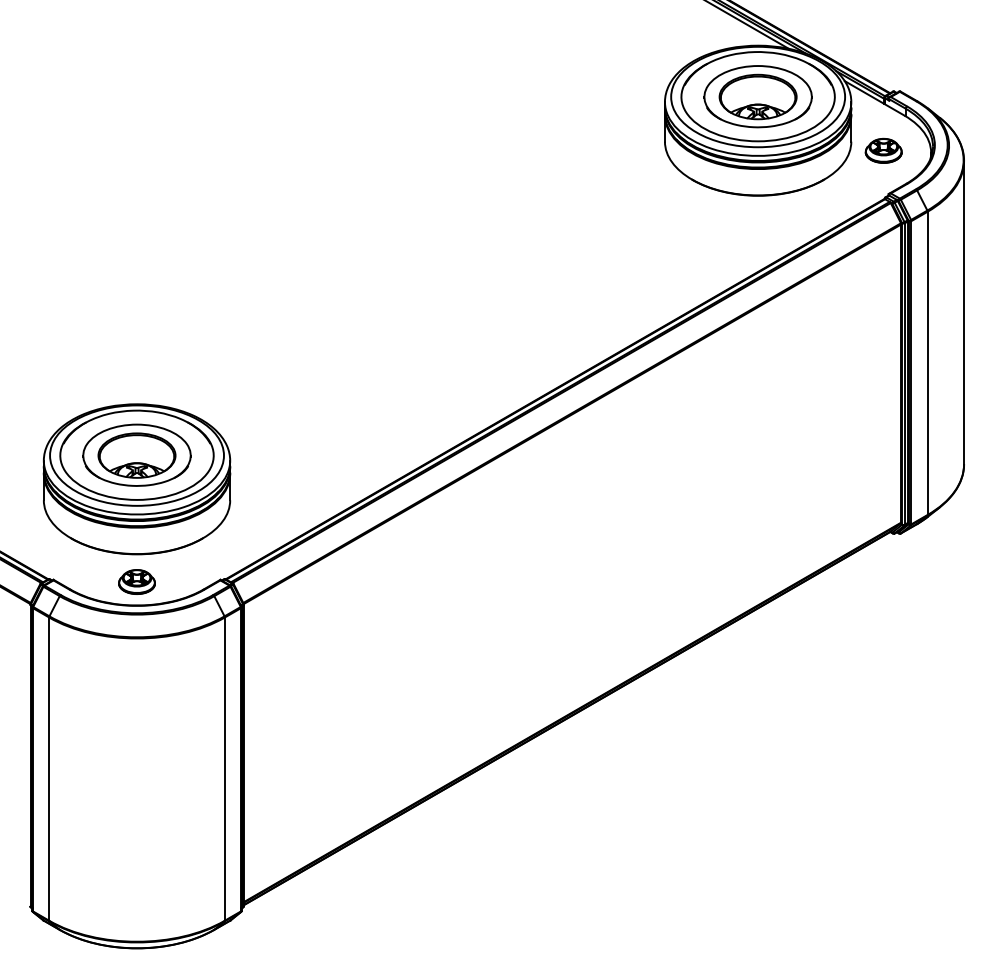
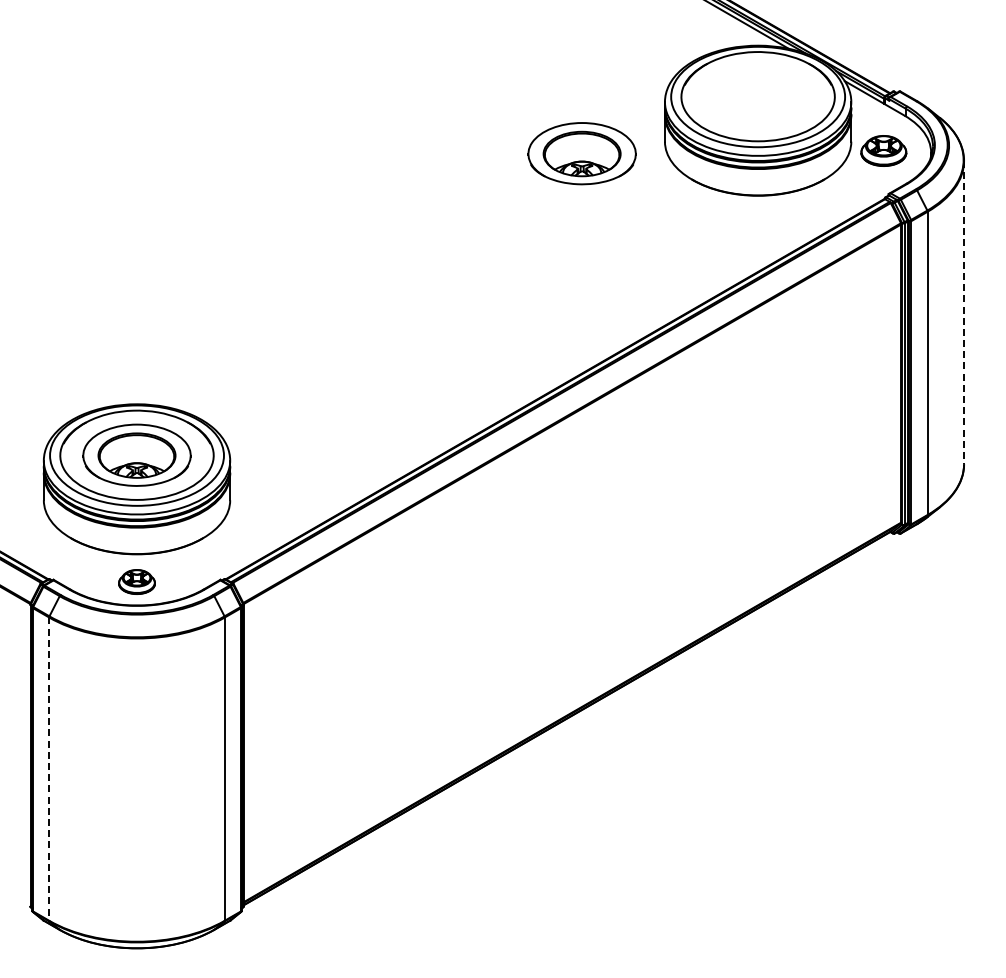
part position: (757, 96) -> (581, 153) (581, 153)
part size: 39x27 px -> 48x32 px (883, 150)
line: solid -> dashed (964, 312)
line: solid -> dashed (49, 769)
